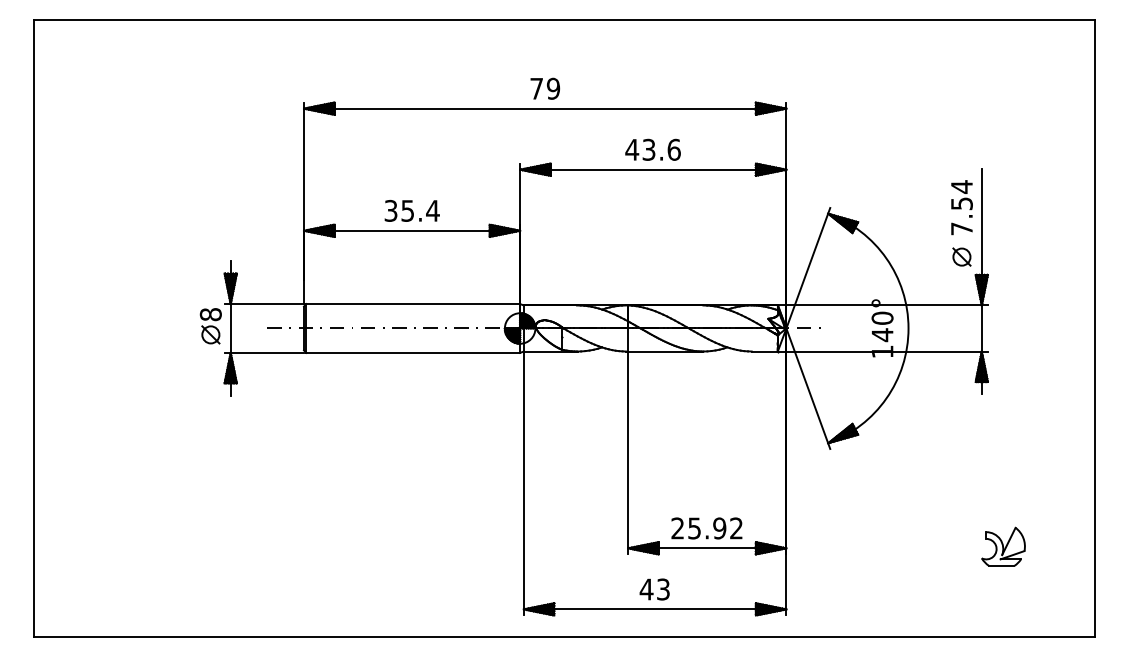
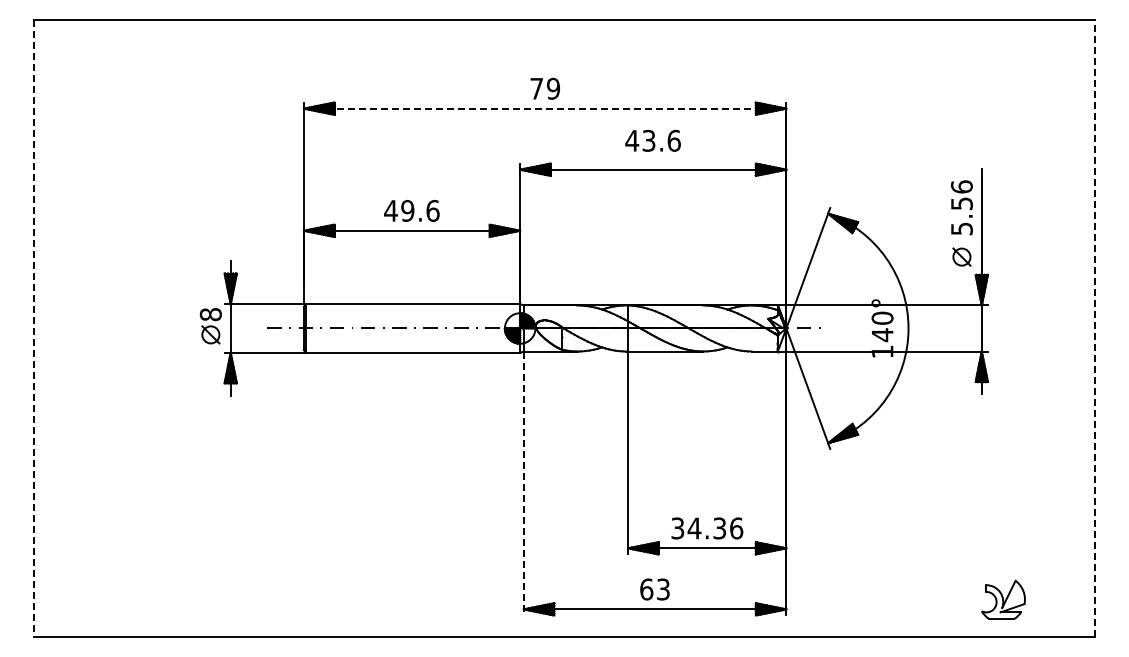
line: solid -> dashed (545, 108)
text position: (652, 149) -> (652, 140) (652, 140)
text: 7.54 -> 5.56 (961, 207)
text: 35.4 -> 49.6 (411, 210)
line: solid -> dashed (33, 328)
line: solid -> dashed (1095, 328)
line: solid -> dashed (523, 483)
text: 25.92 -> 34.36 (707, 528)
part position: (1003, 546) -> (1003, 599) (1003, 599)
text: 43 -> 63 (646, 589)
